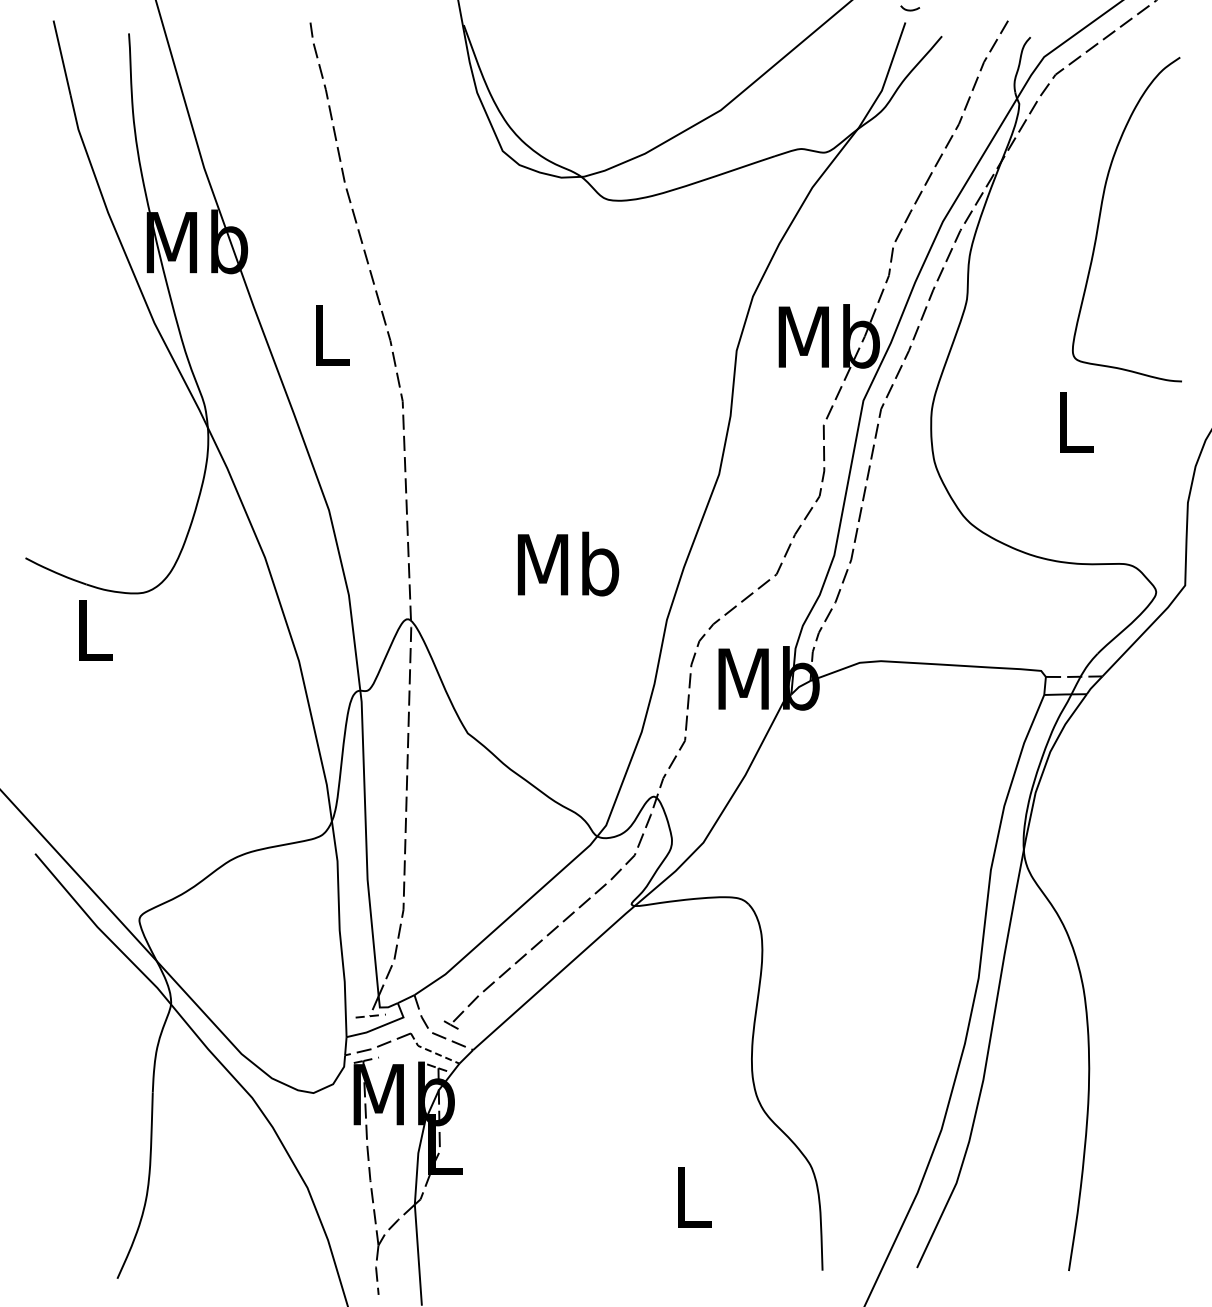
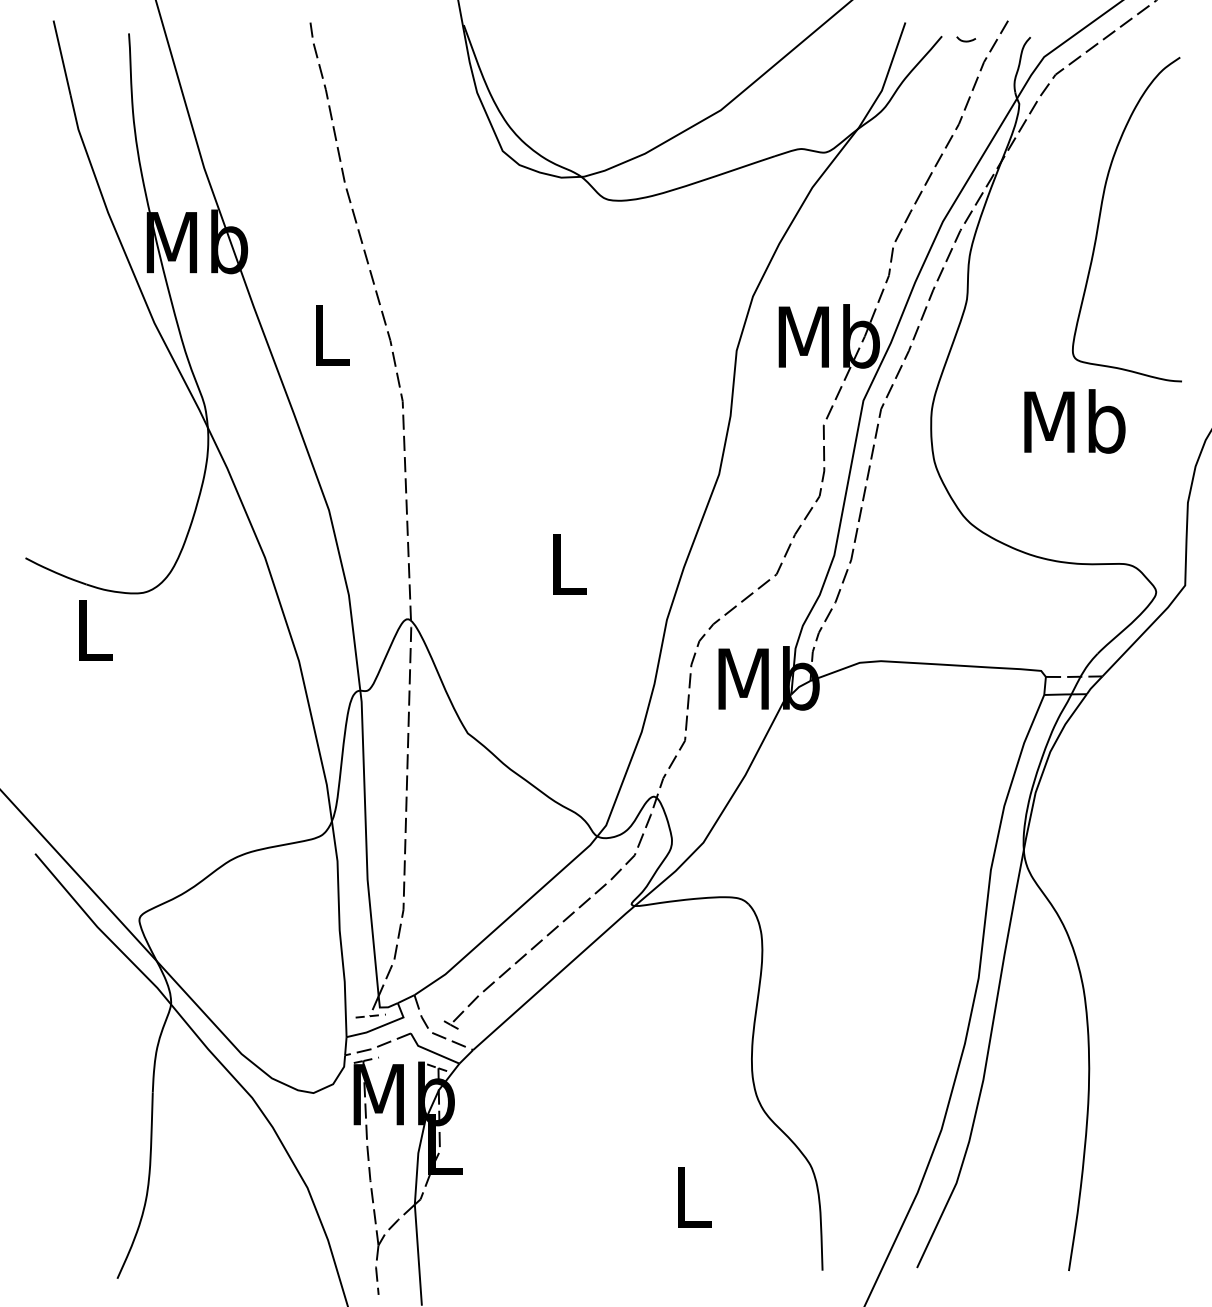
curve position: (910, 9) -> (966, 40) (966, 40)
text: L -> Mb (1074, 421)
text: Mb -> L (568, 563)
line: dashed -> solid (431, 1051)
